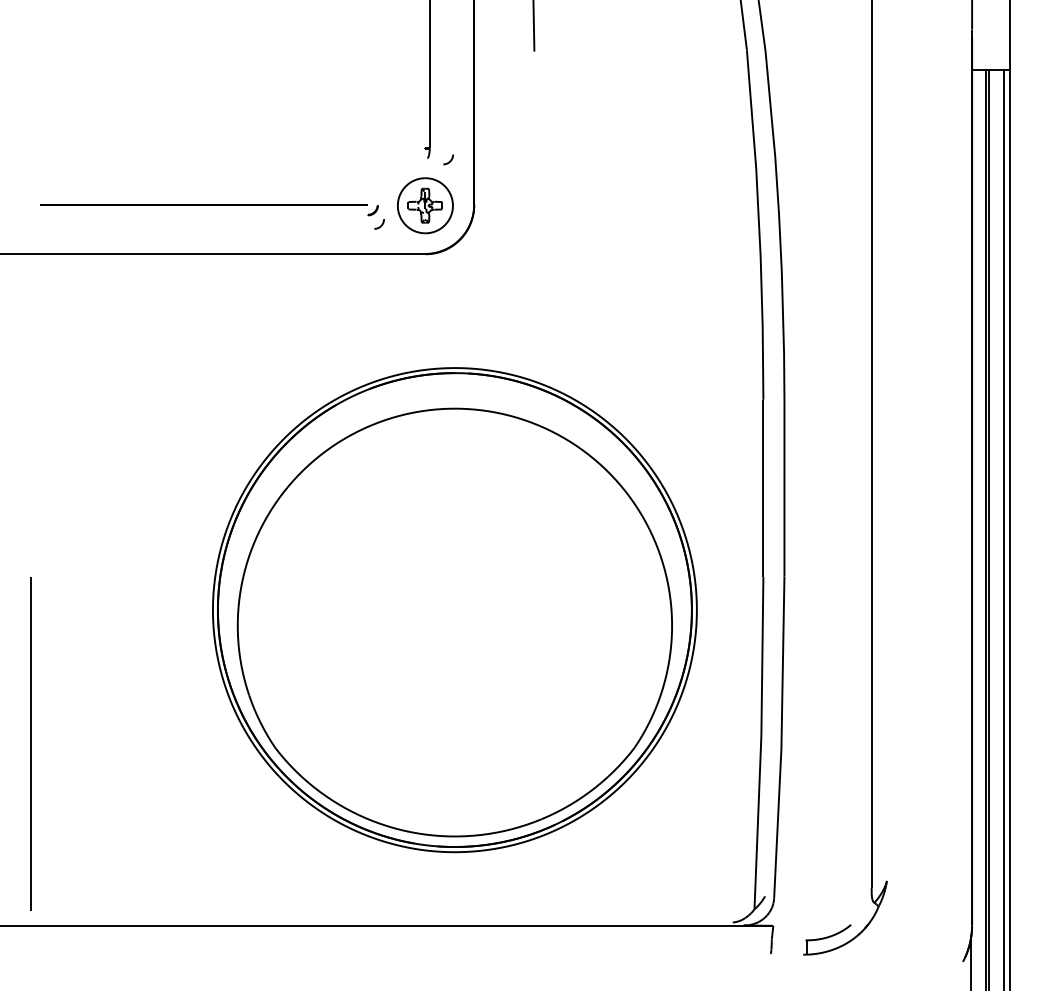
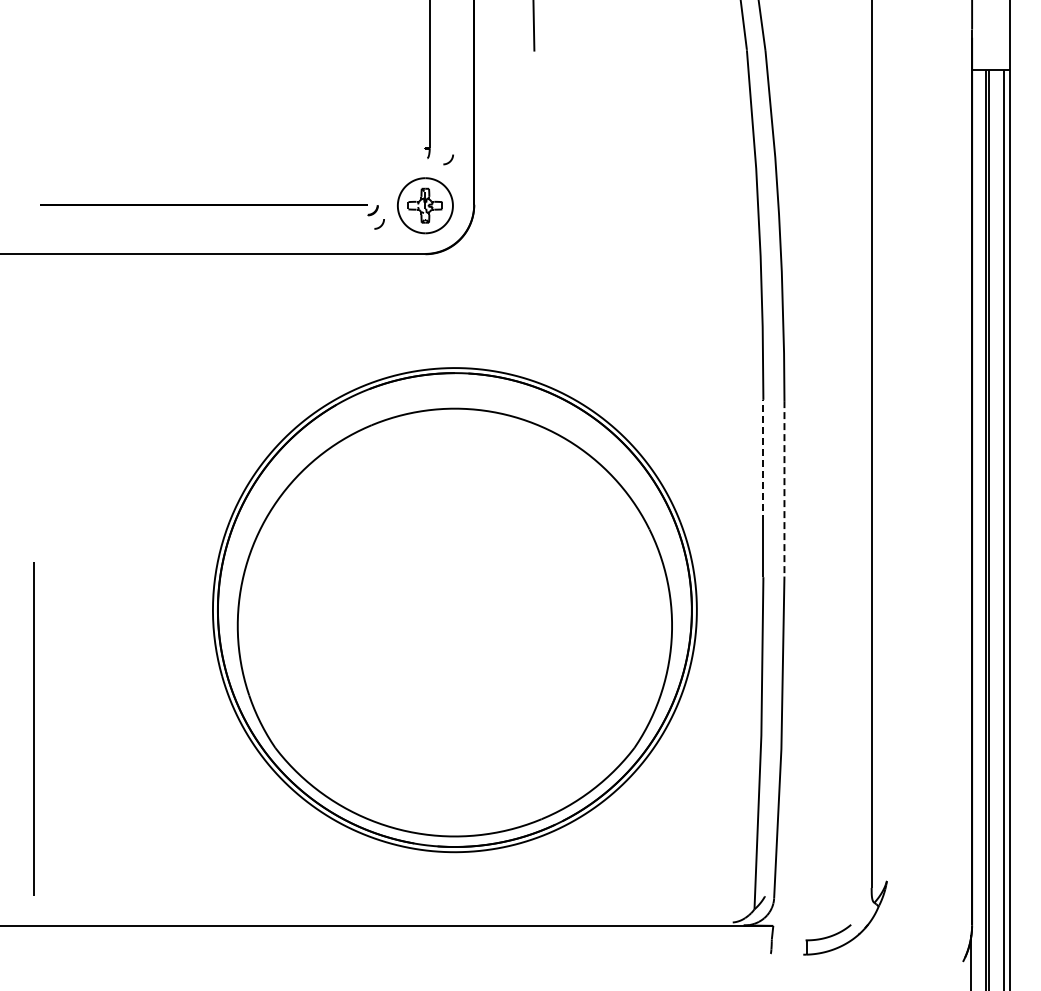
line: solid -> dashed (763, 460)
line: solid -> dashed (784, 488)
line position: (30, 743) -> (33, 728) (33, 728)
